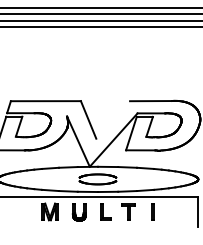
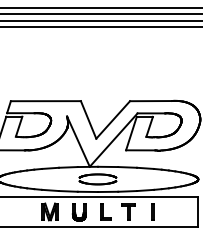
line: none -> present (113, 119)
line: none -> present (100, 227)
